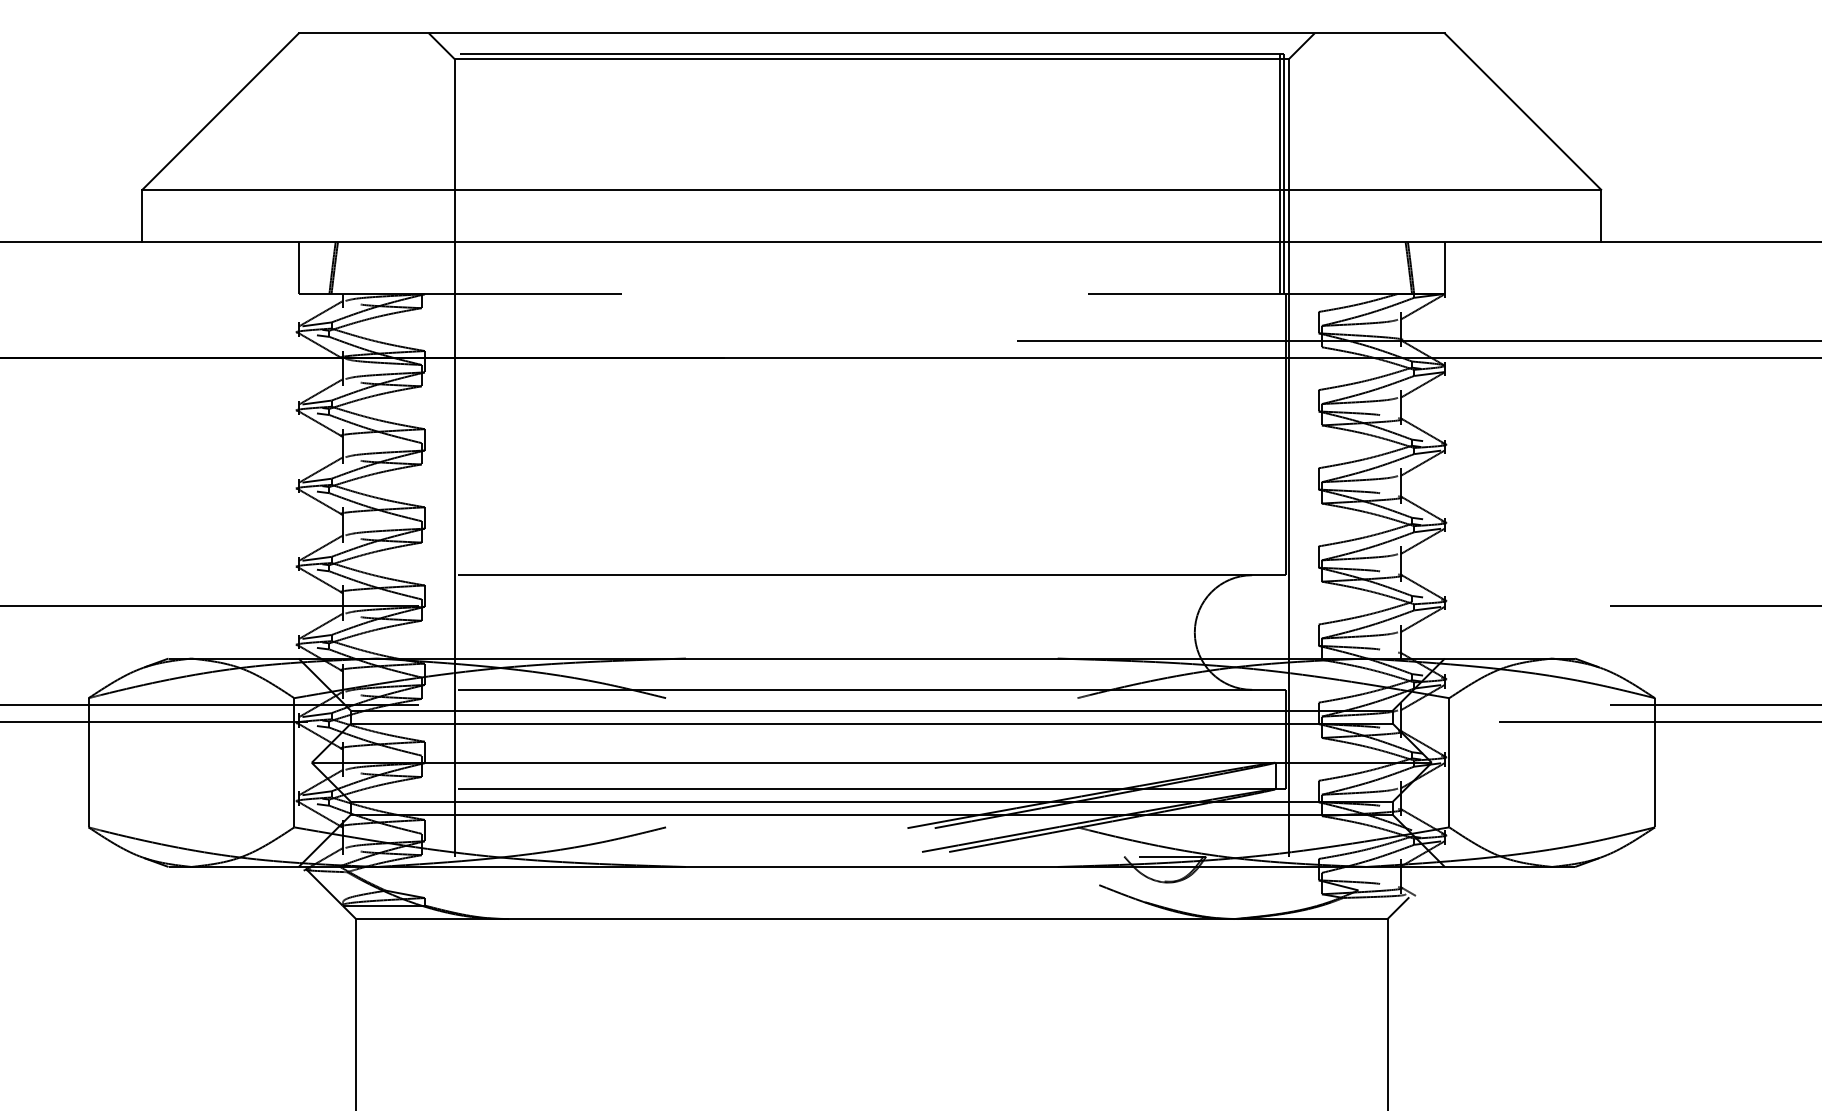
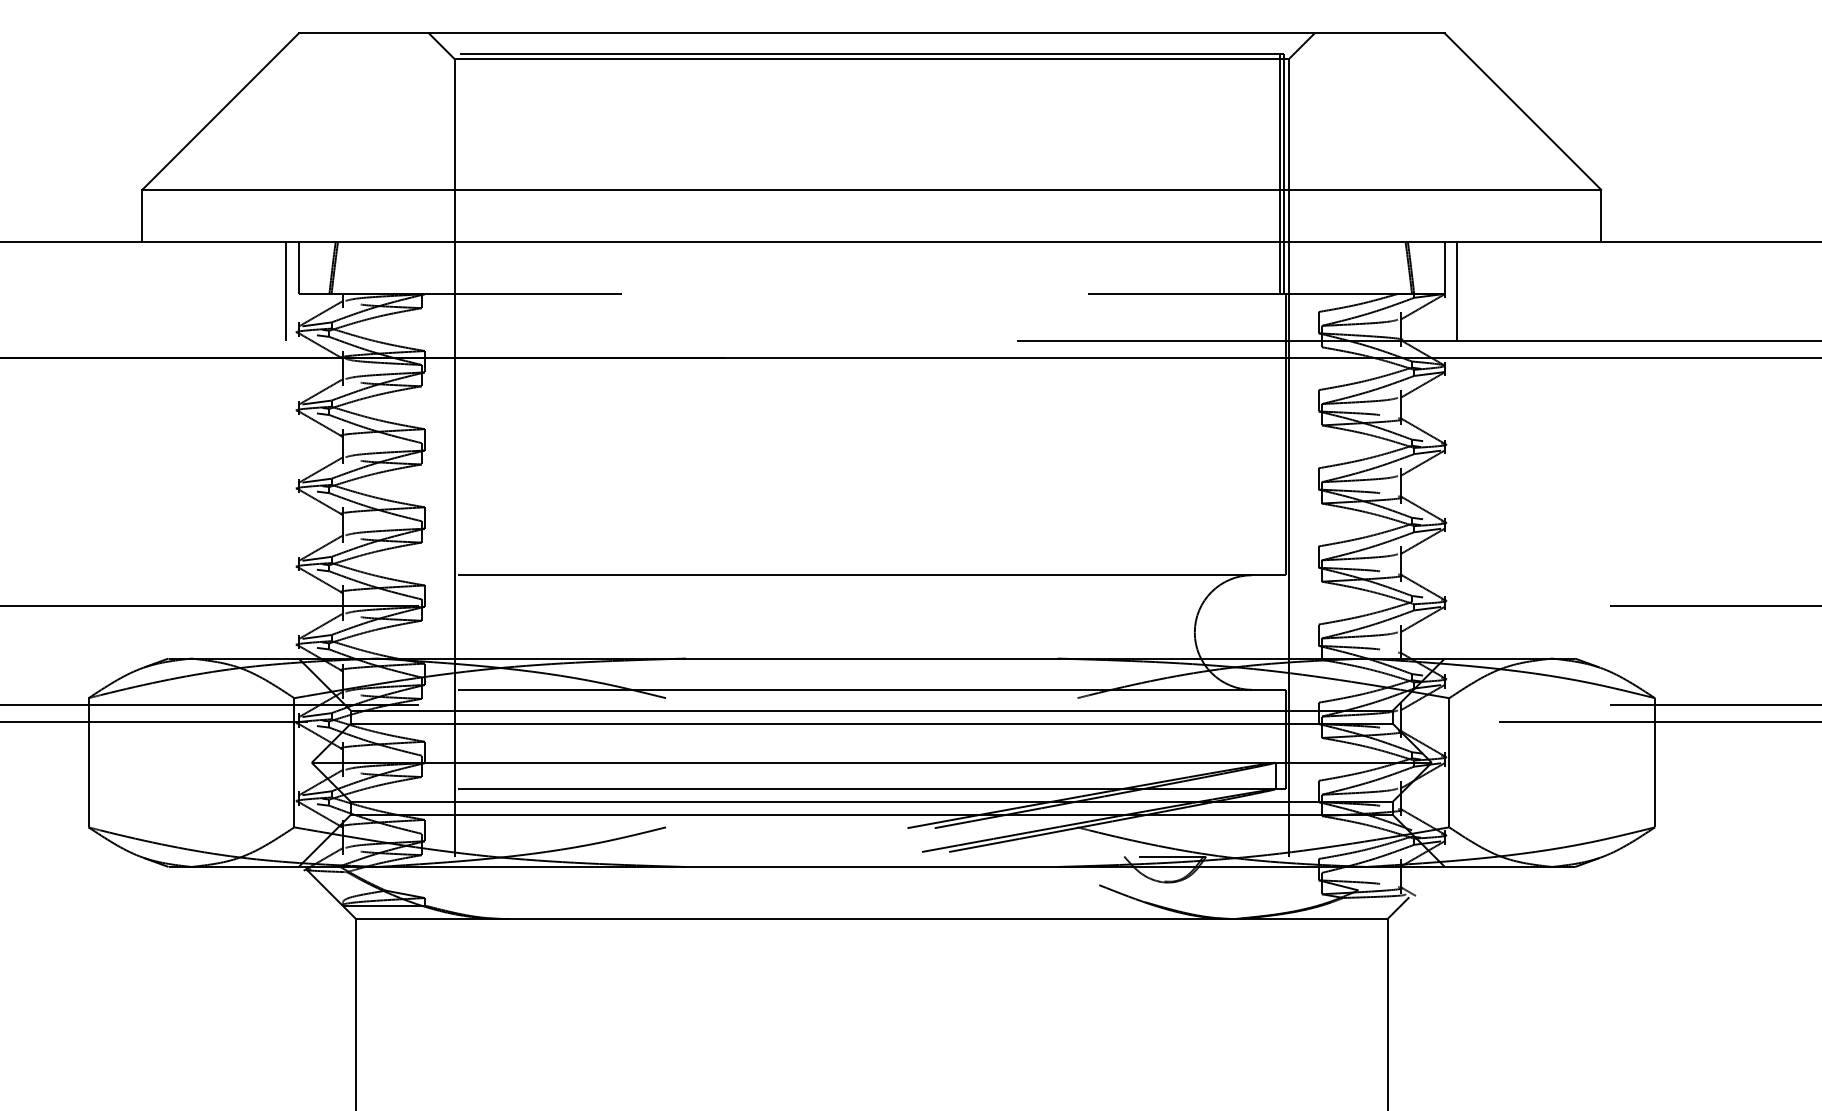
line: none -> present (286, 290)
line: none -> present (1457, 290)
